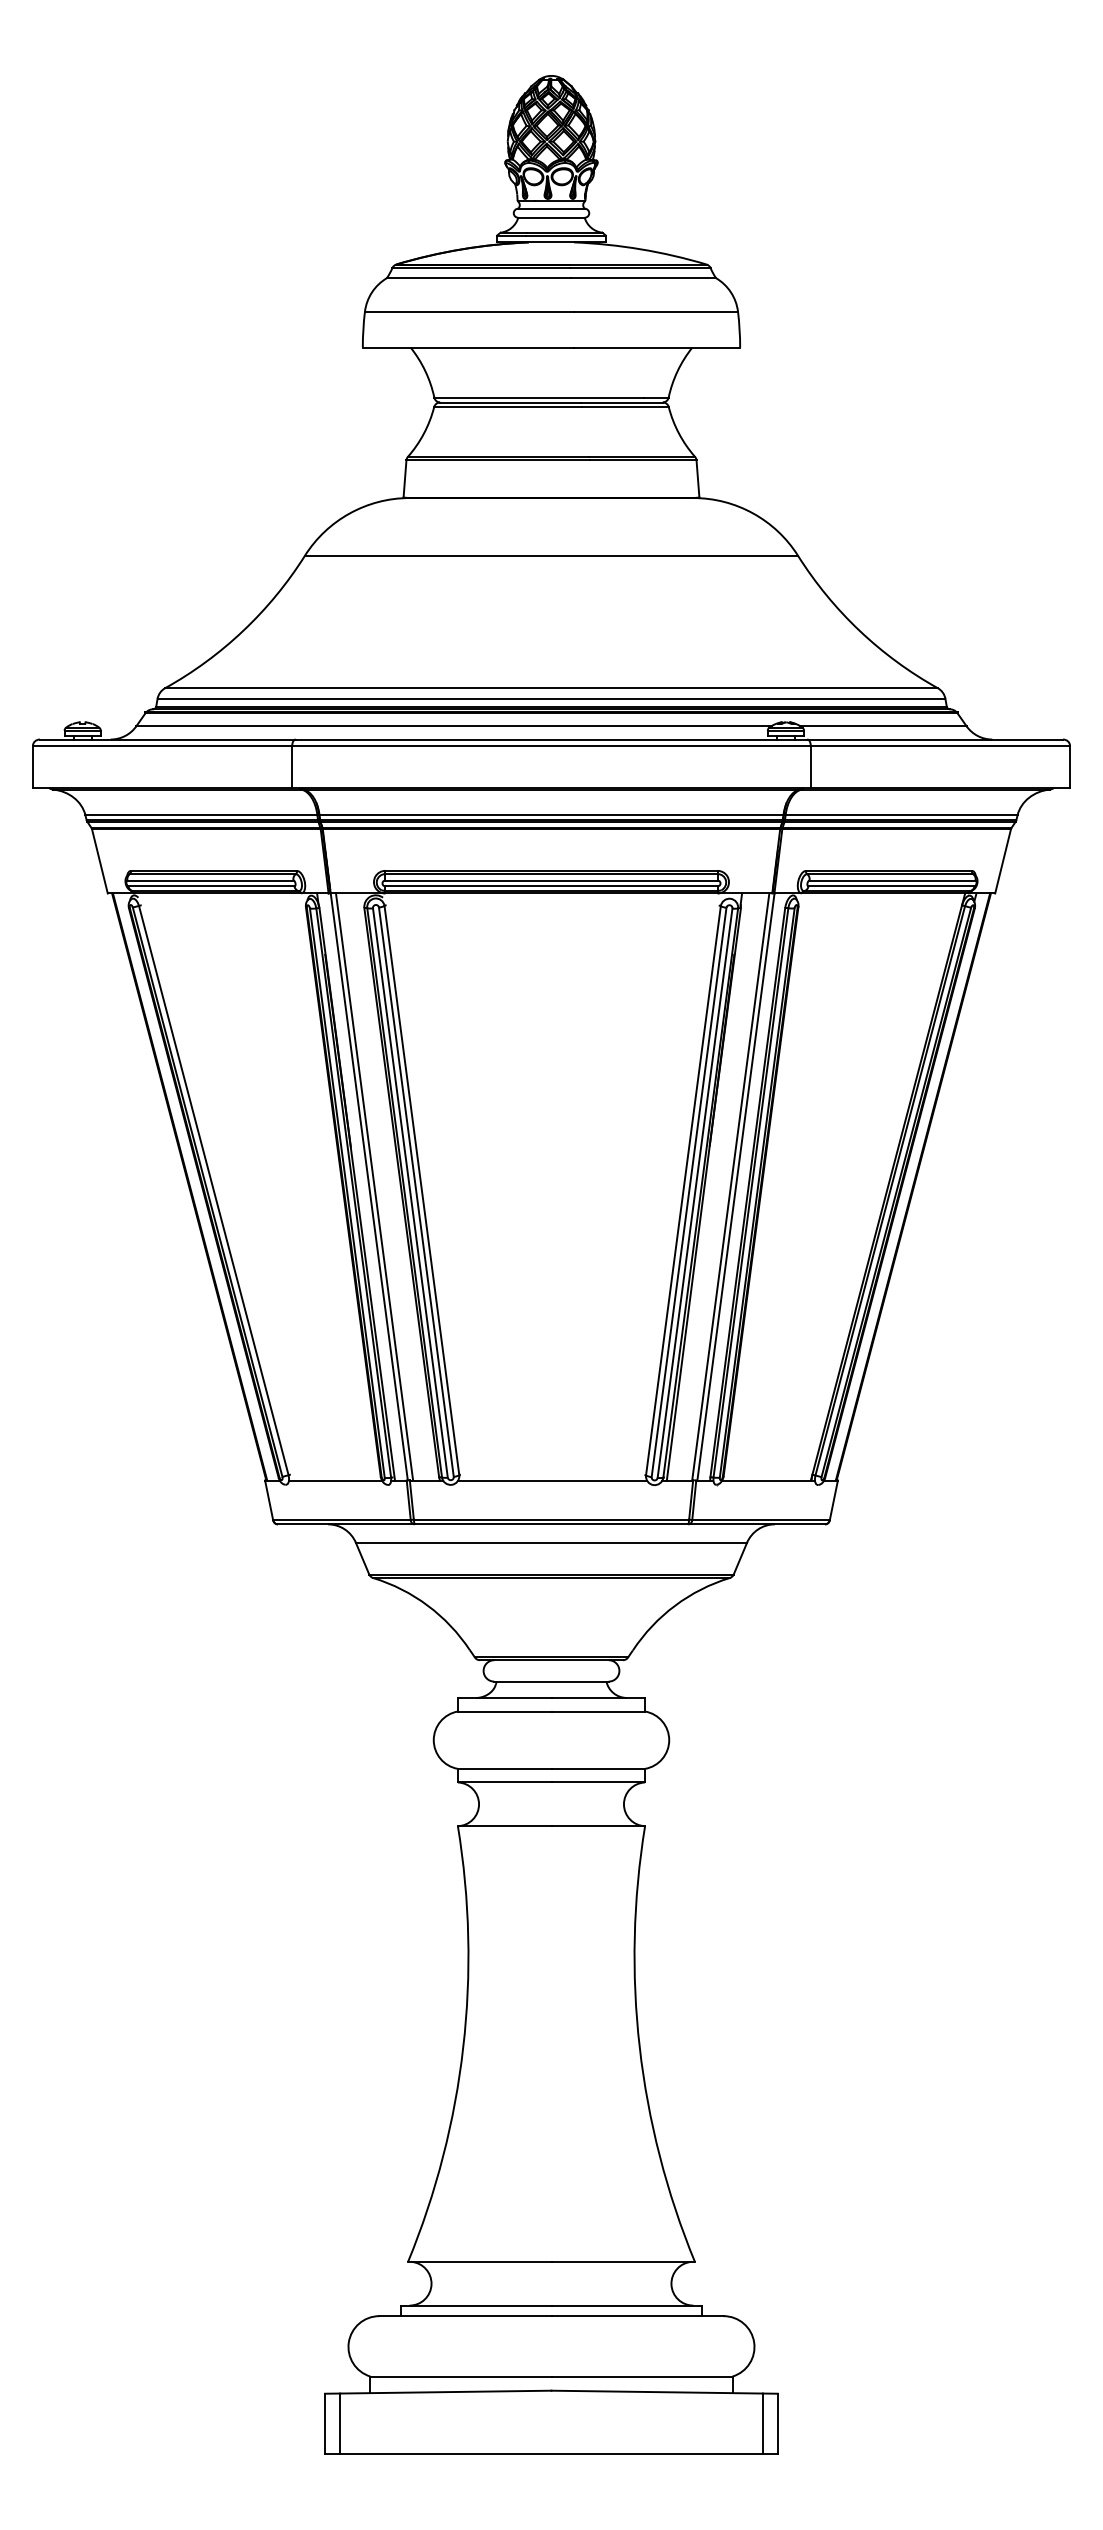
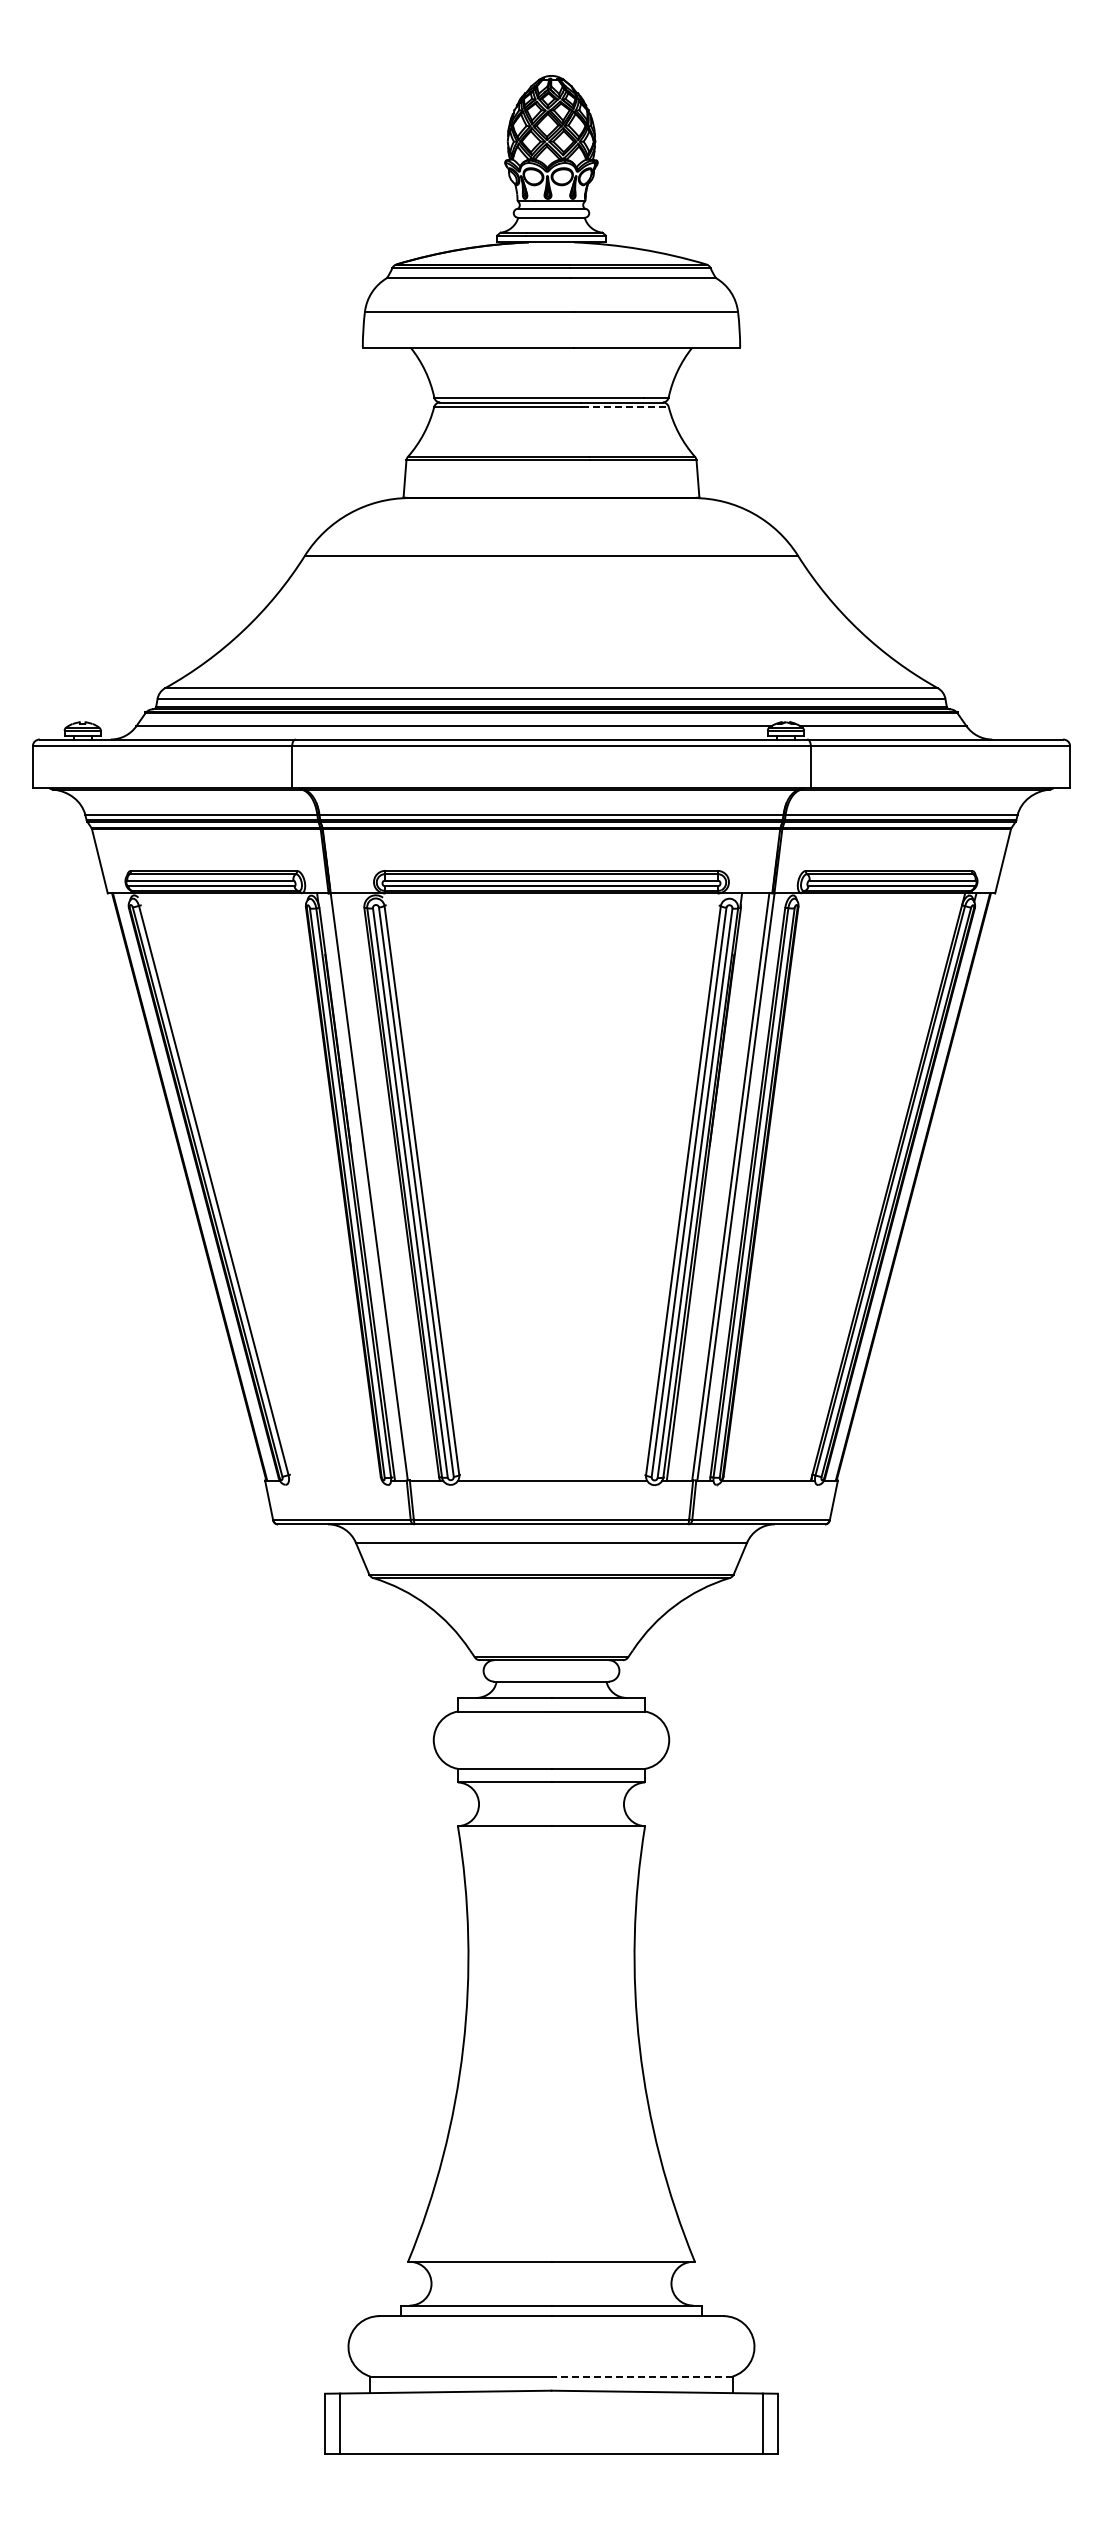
line: solid -> dashed (626, 407)
line: present -> none (374, 1186)
line: present -> none (335, 1480)
line: solid -> dashed (642, 2376)
